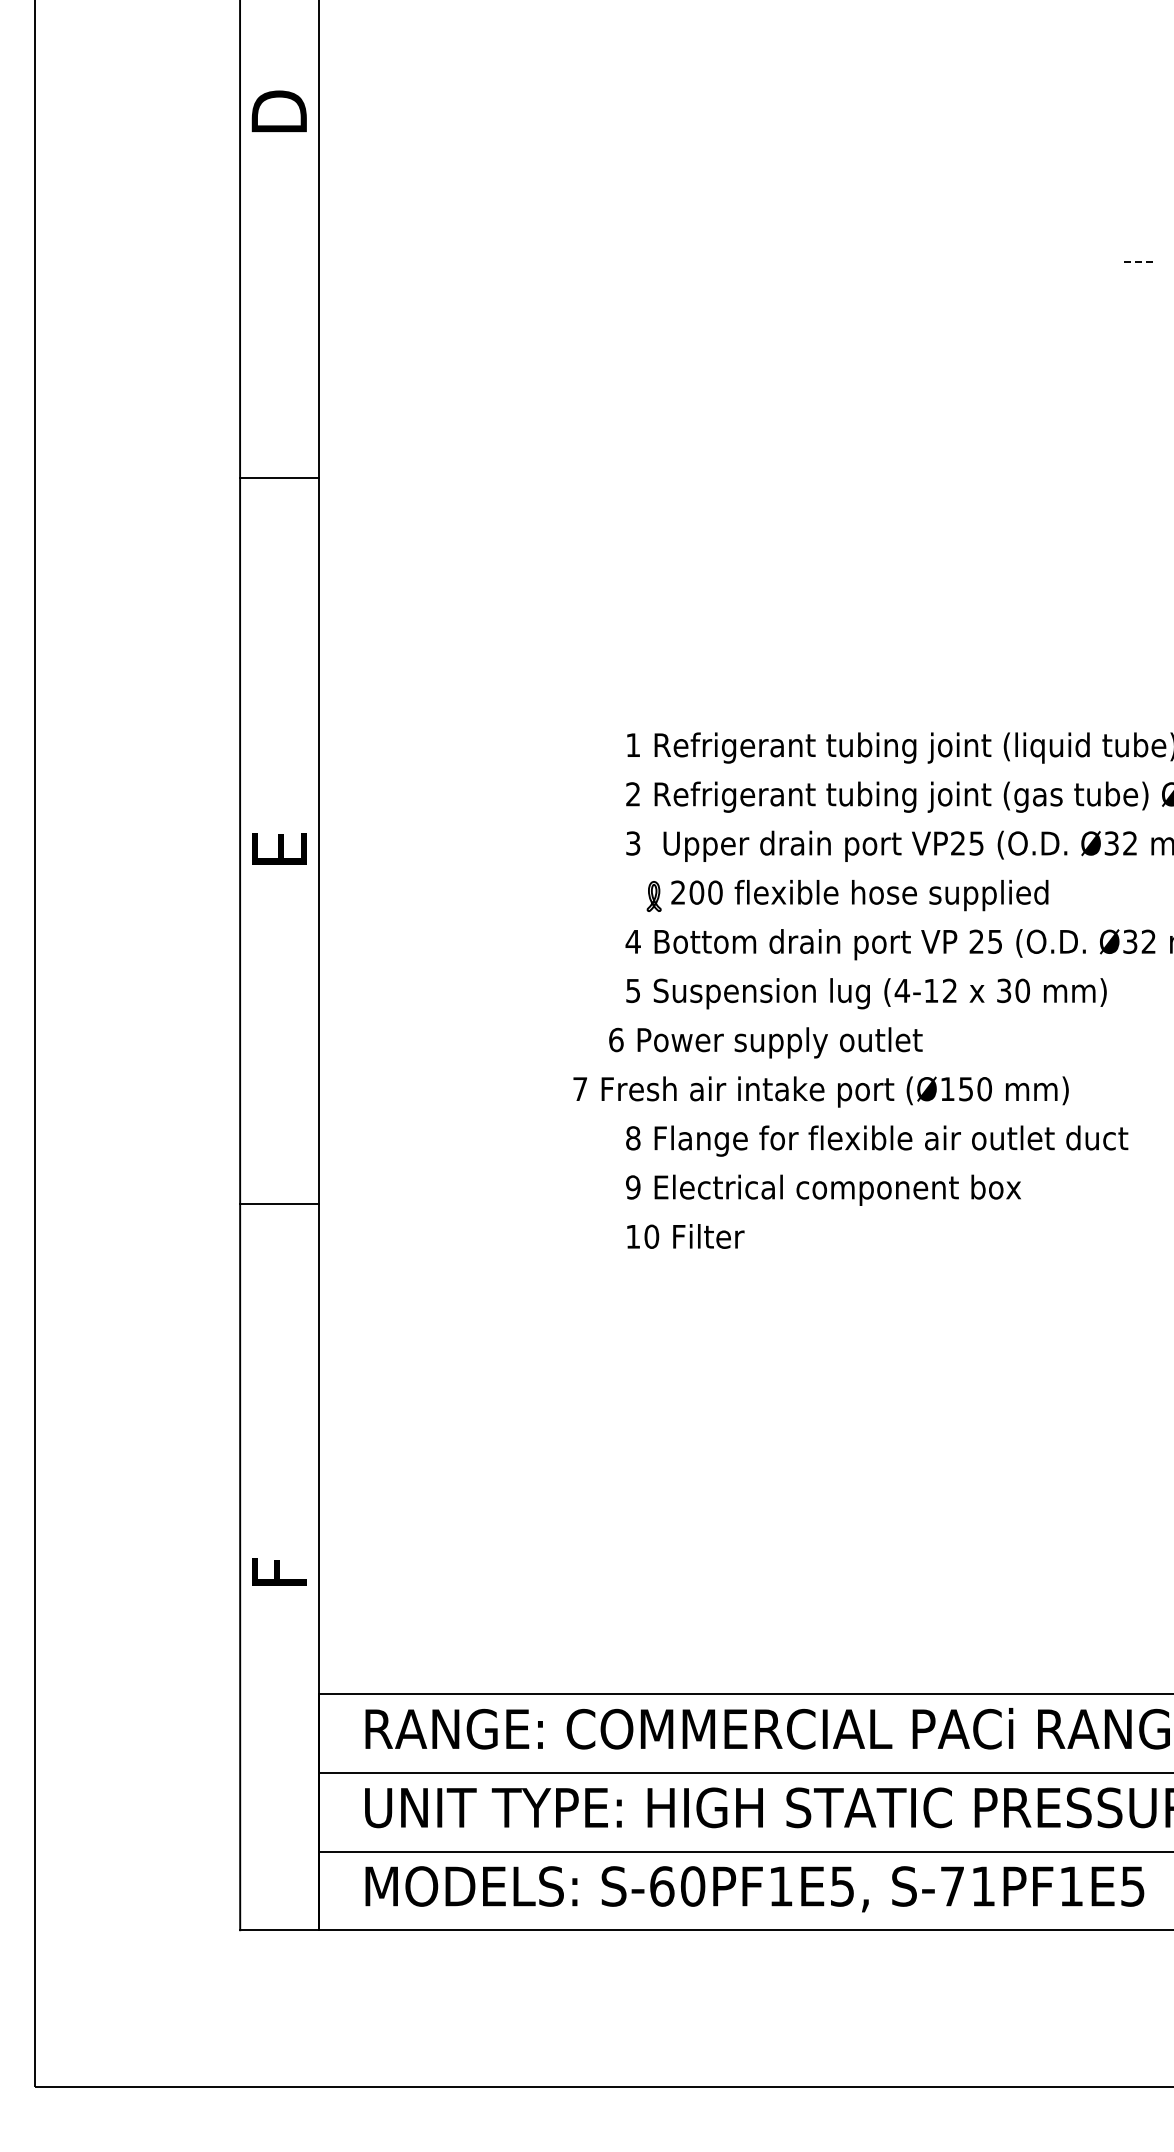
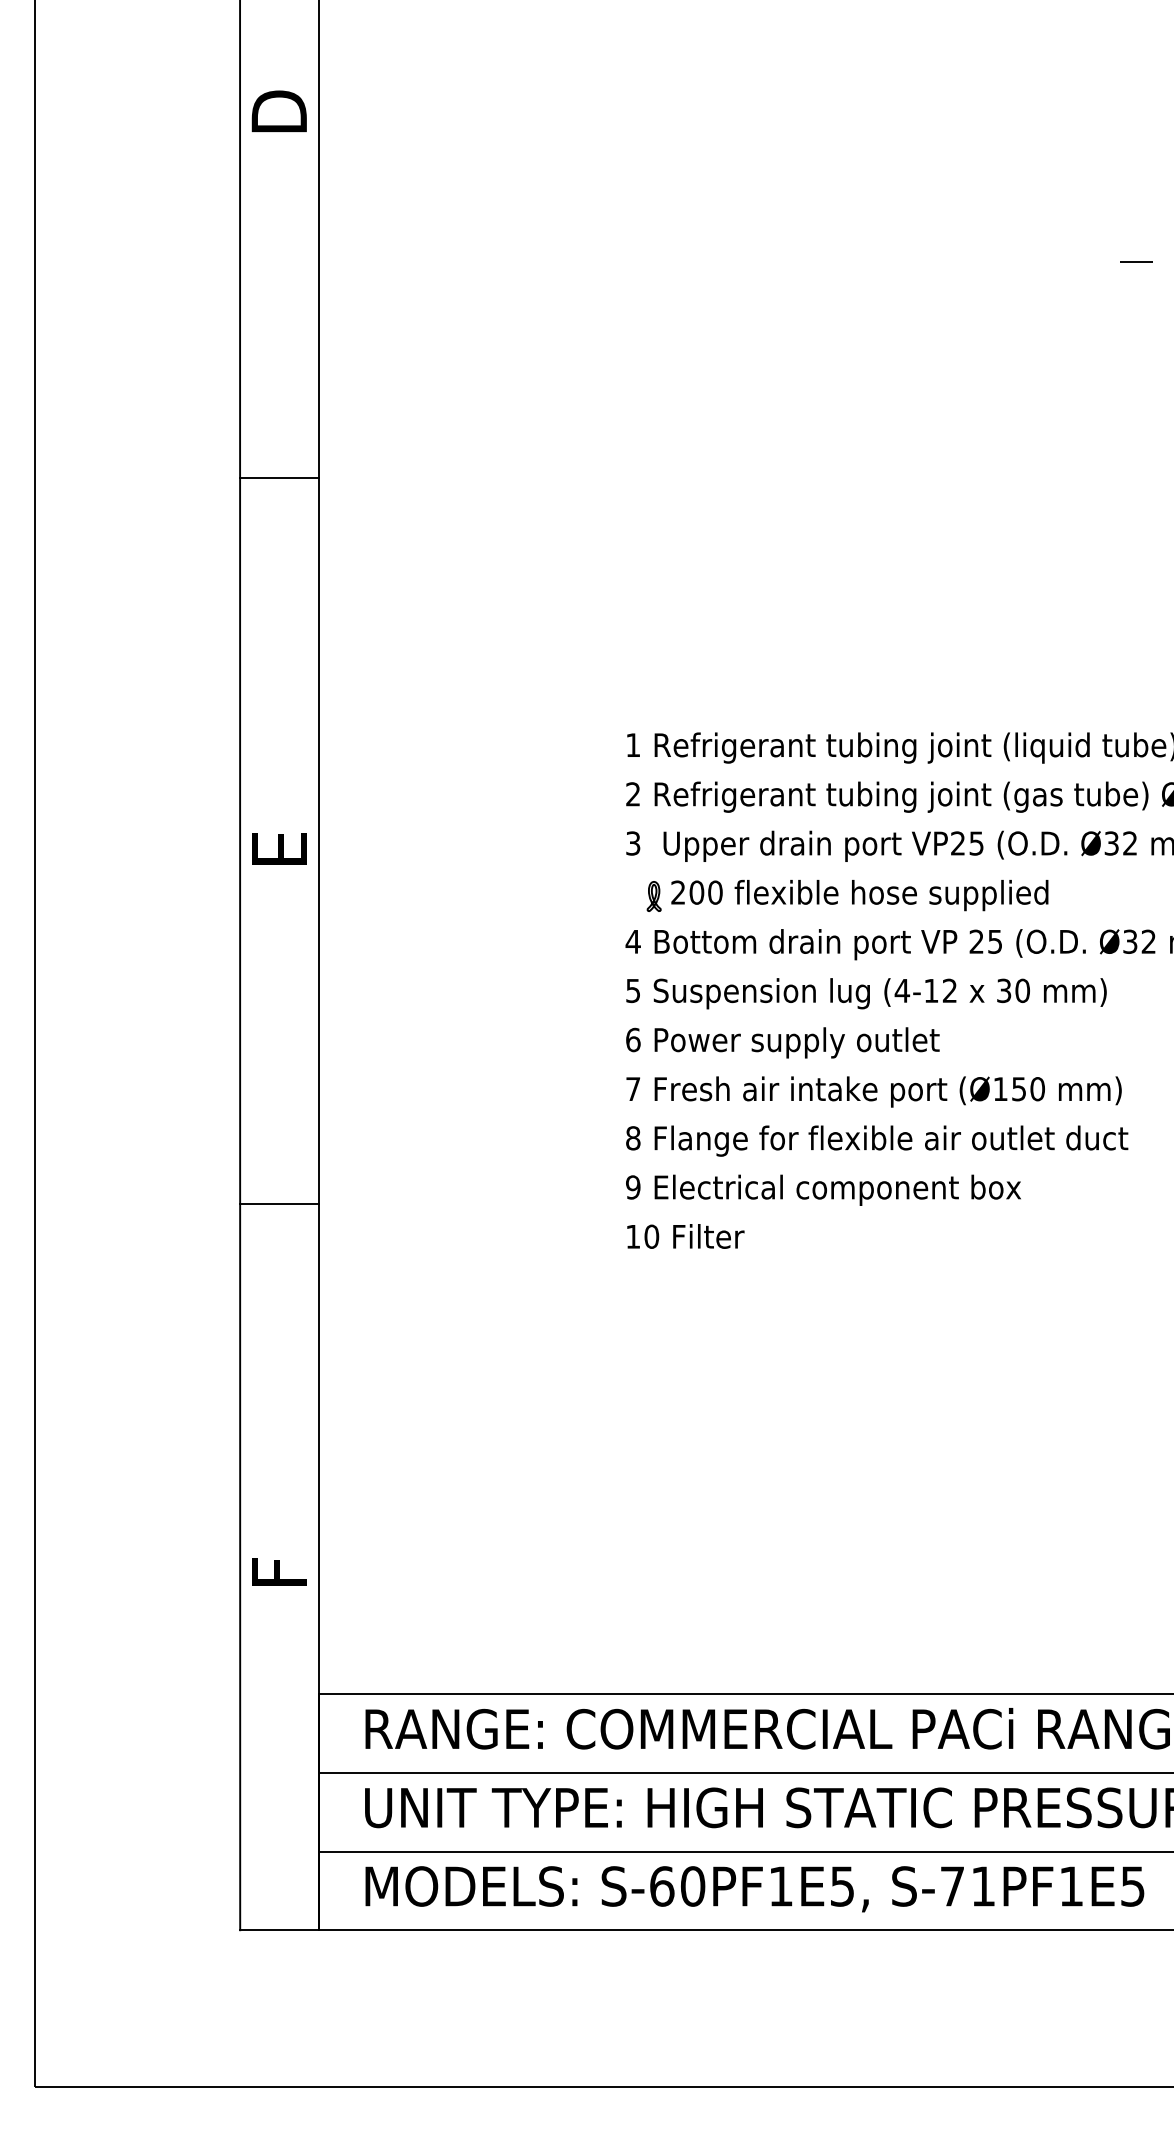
line: dashed -> solid (1136, 261)
text position: (765, 1042) -> (782, 1042) (782, 1042)
text position: (820, 1091) -> (873, 1091) (873, 1091)
